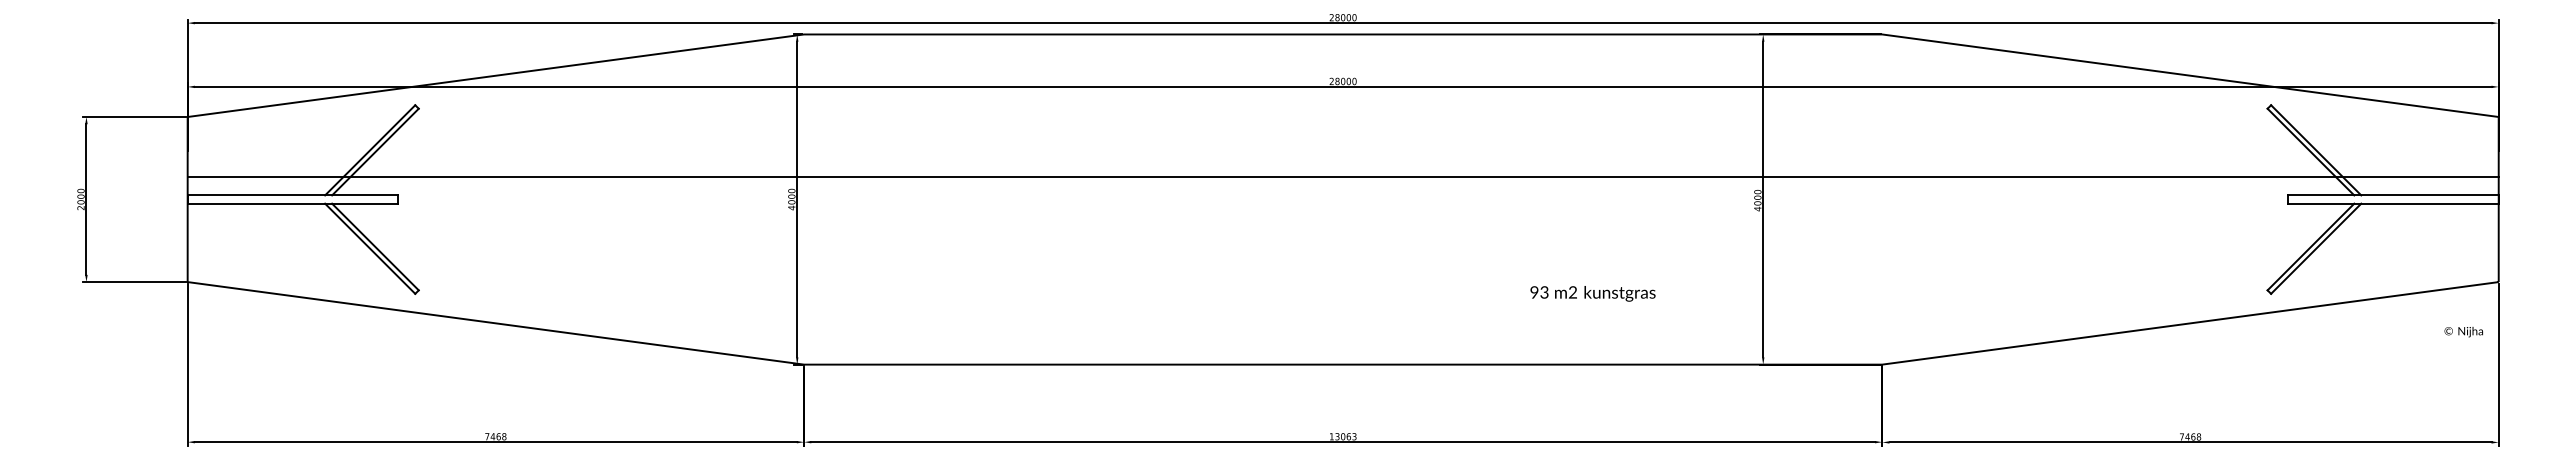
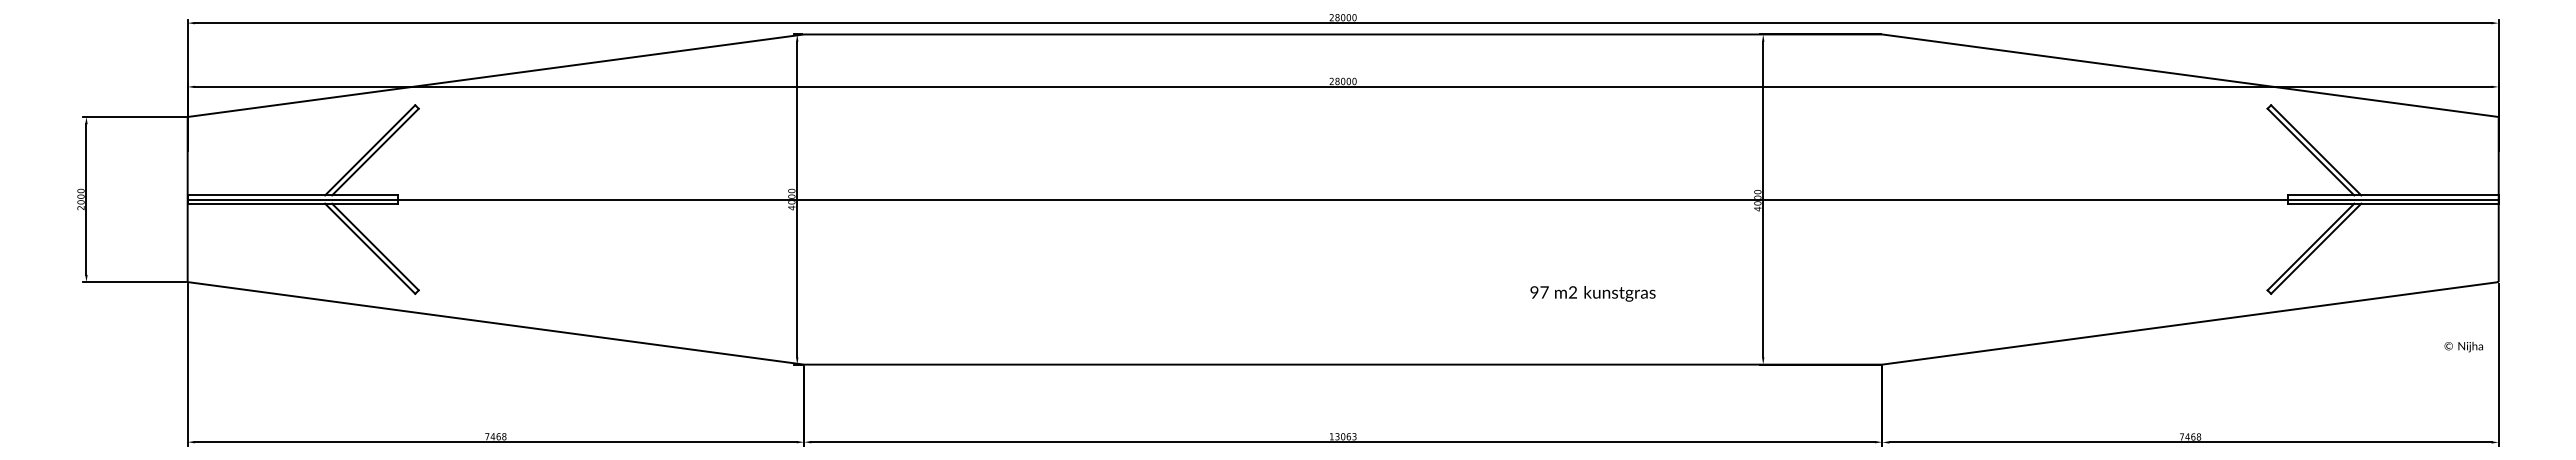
line position: (1342, 176) -> (1342, 199) (1342, 199)
text: 93 -> 97 (1544, 292)
text position: (2463, 332) -> (2463, 347) (2463, 347)
